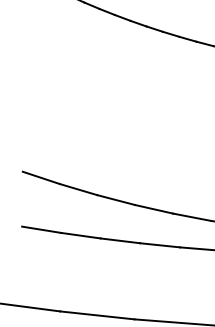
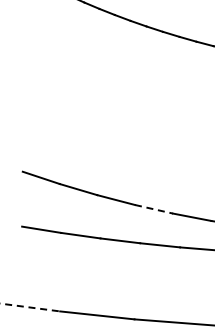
line: solid -> dashed (154, 209)
line: solid -> dashed (30, 307)
